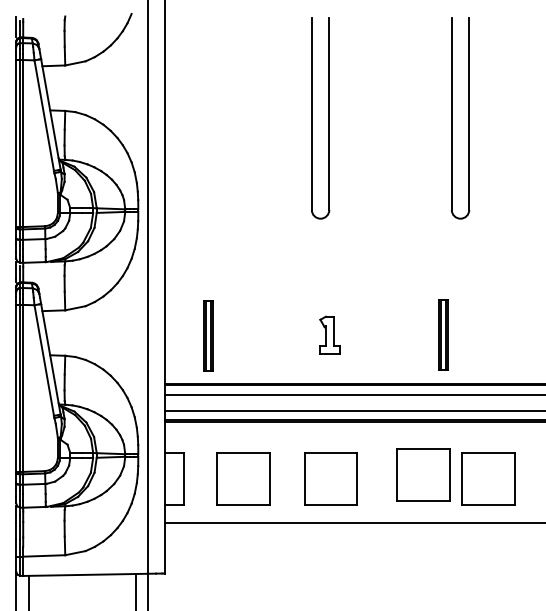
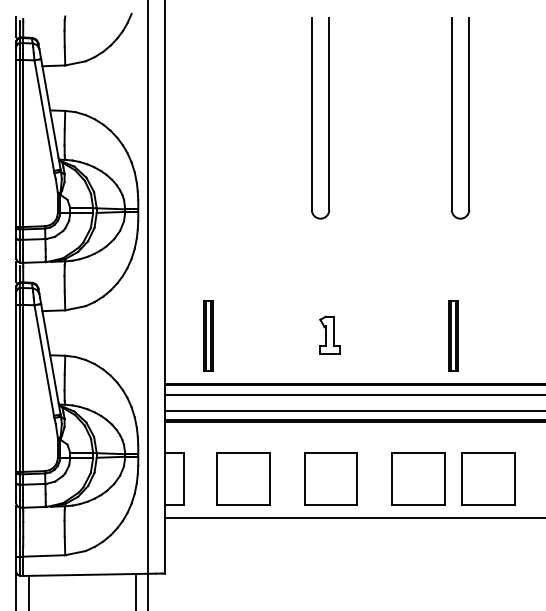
part position: (443, 334) -> (453, 335) (453, 335)
part position: (423, 474) -> (418, 478) (418, 478)
line position: (353, 523) -> (353, 518) (353, 518)
